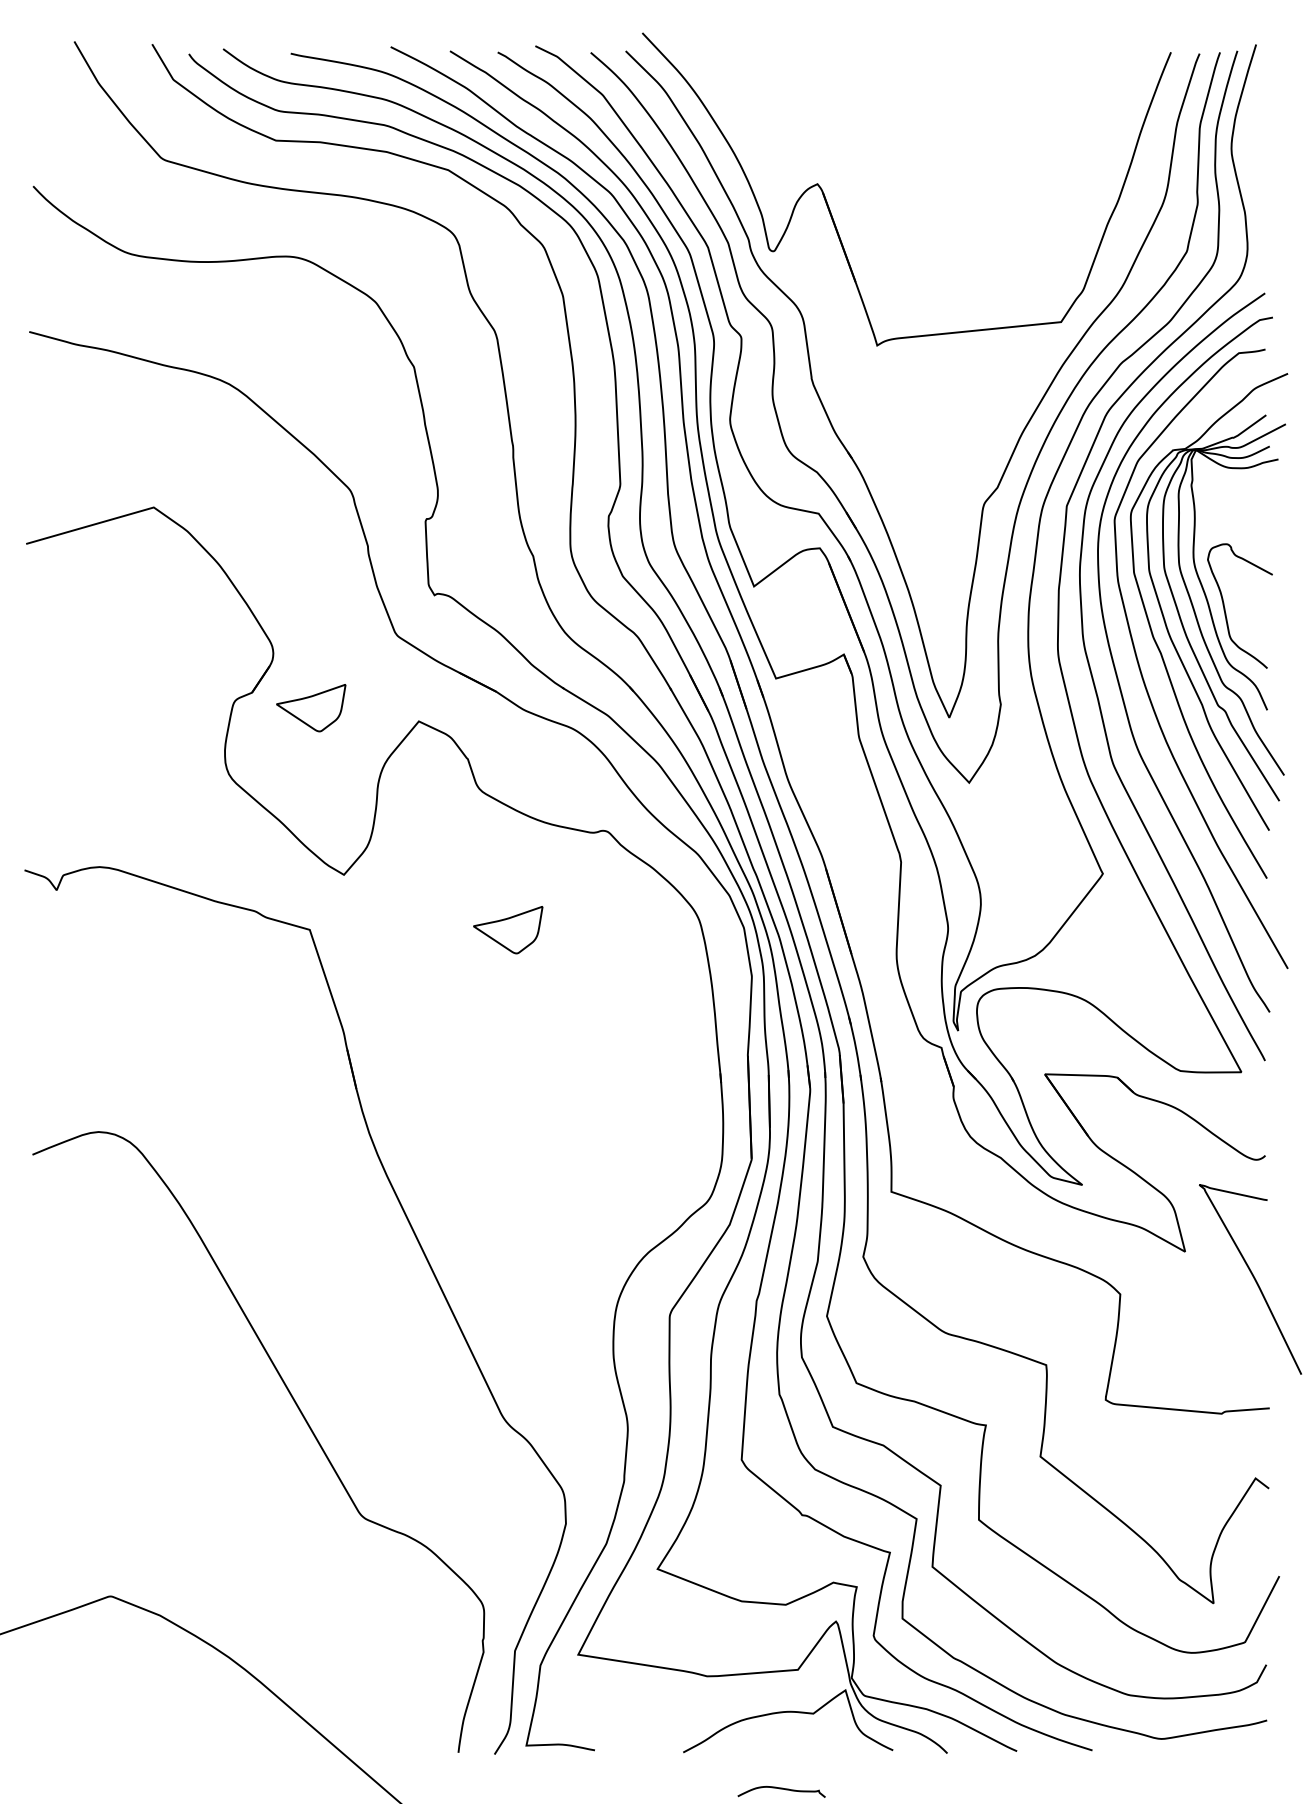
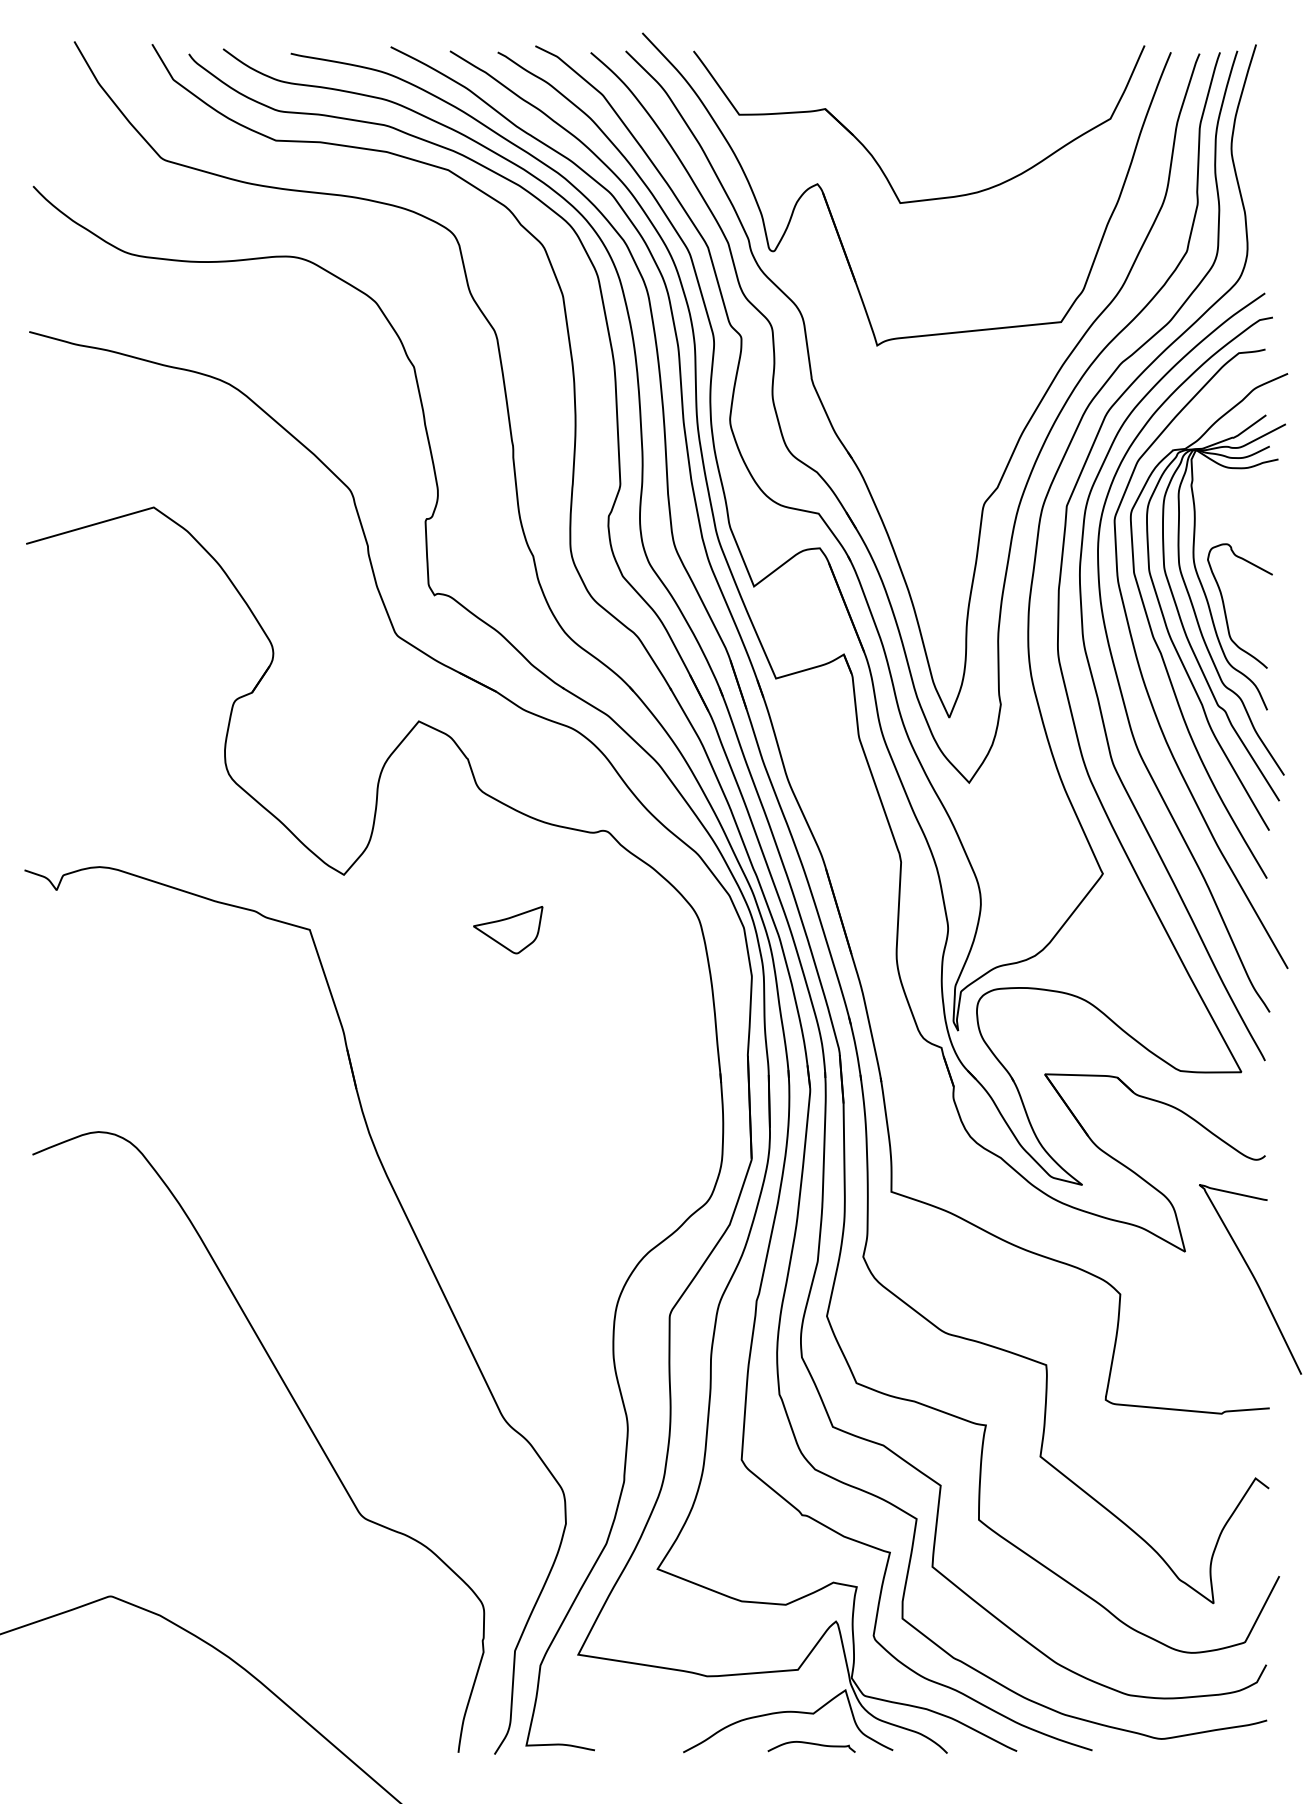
part: none -> present (872, 154)
part: present -> none (311, 708)
curve position: (781, 1789) -> (811, 1744) (811, 1744)
